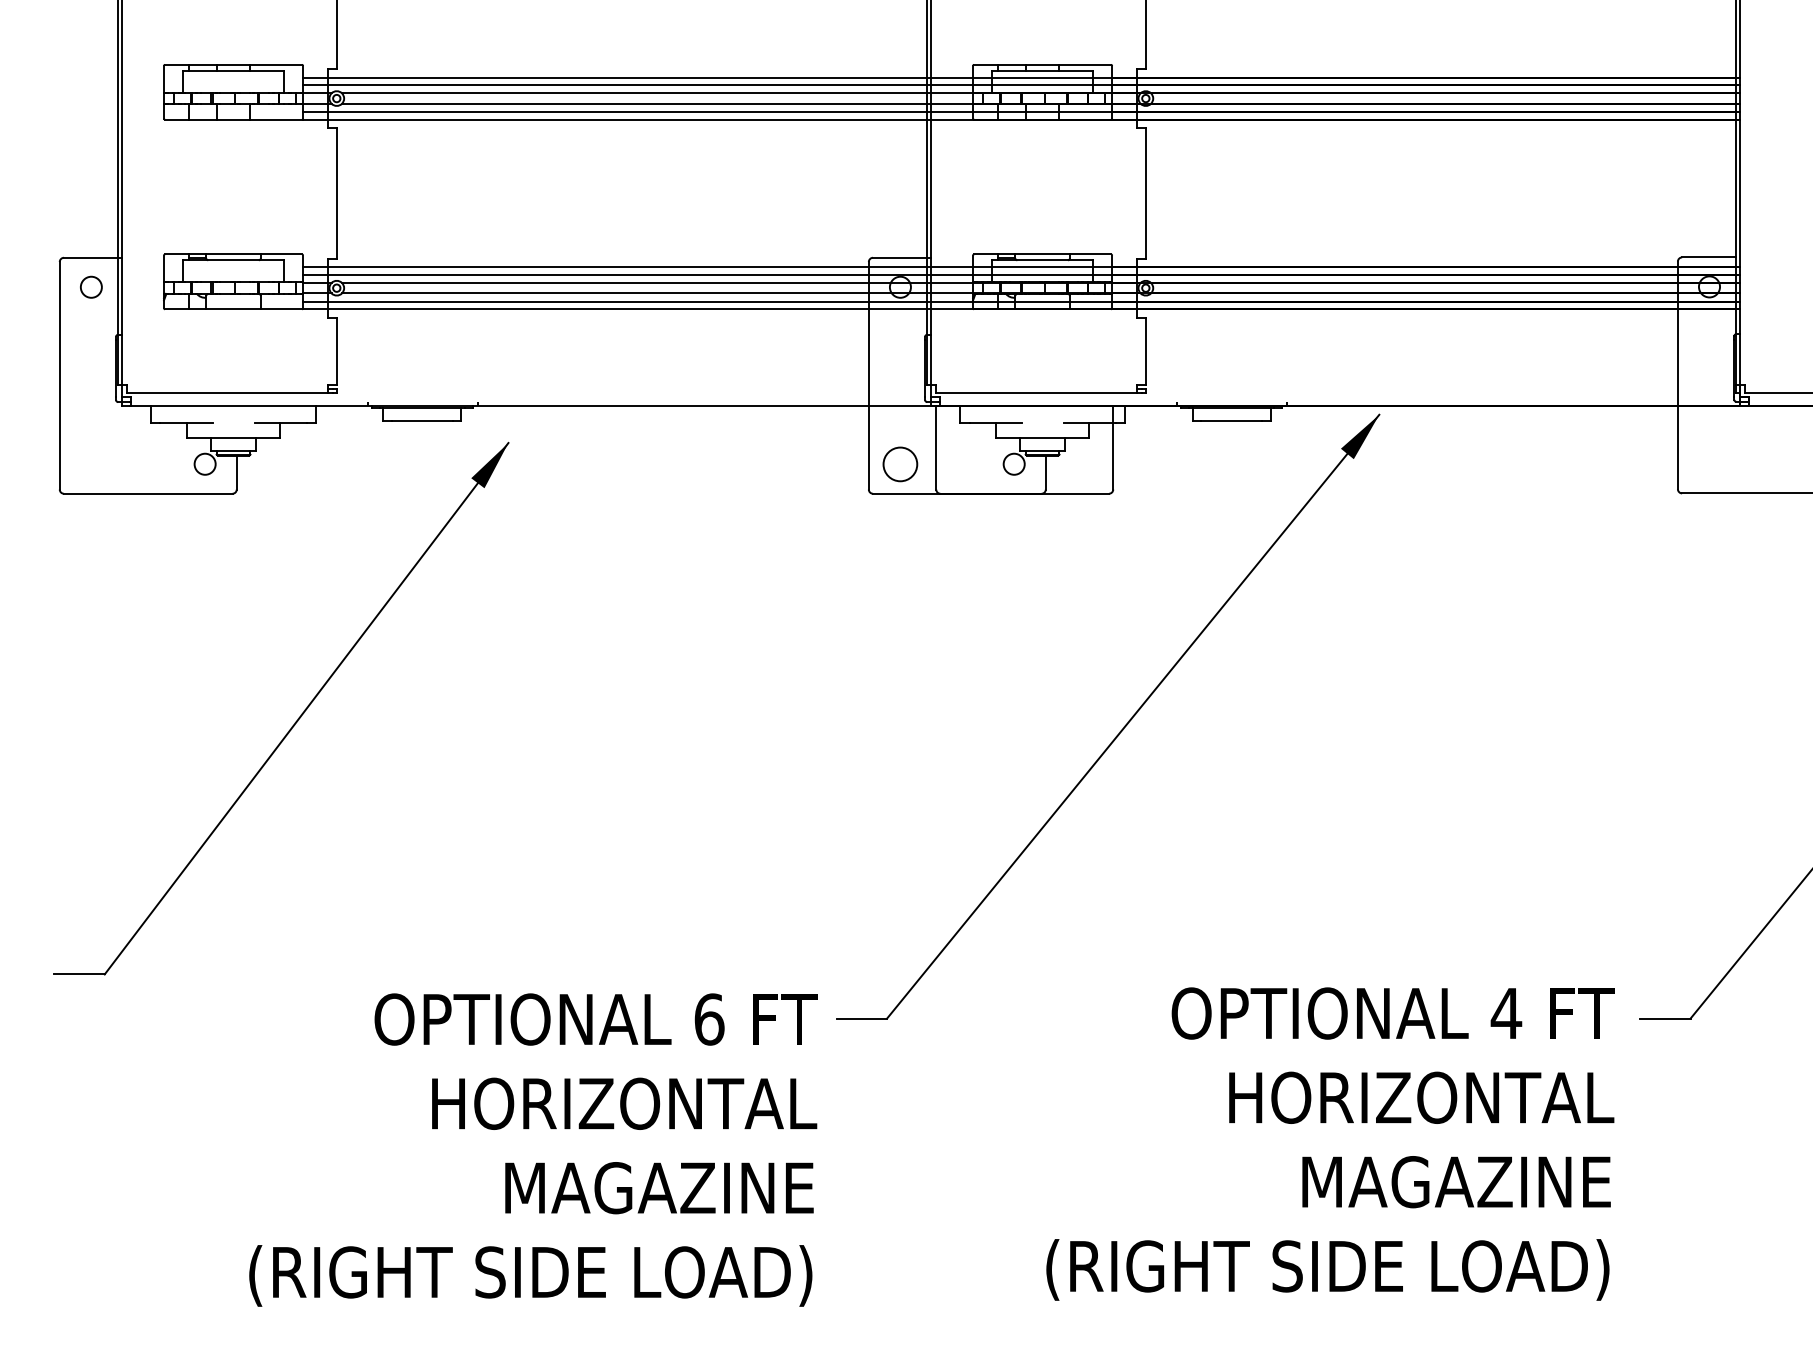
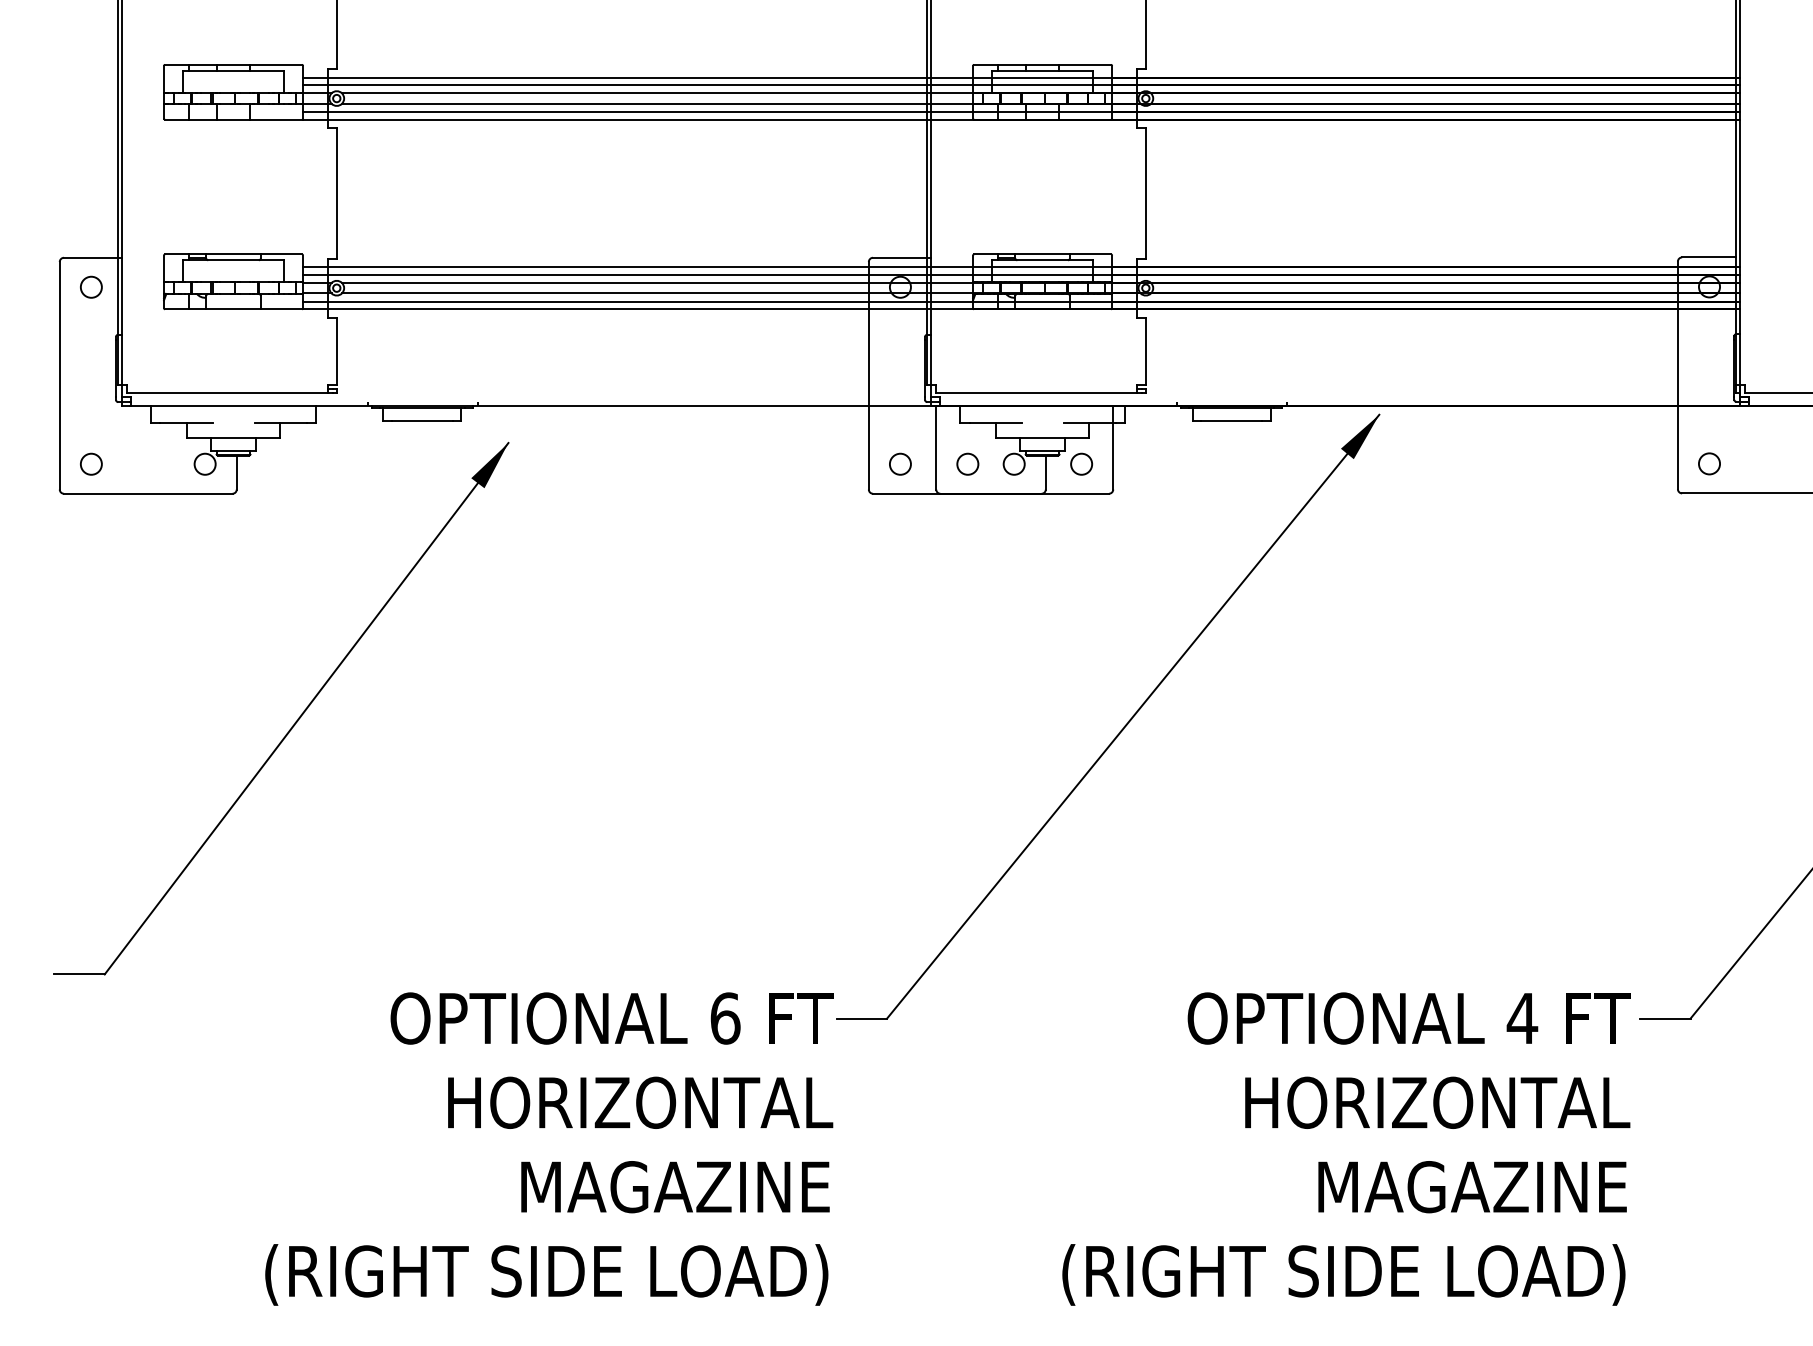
circle: none -> present (91, 463)
circle: none -> present (967, 463)
circle: none -> present (1081, 463)
circle: none -> present (1709, 463)
circle size: 37x37 px -> 23x24 px (900, 463)
text position: (1330, 1143) -> (1346, 1148) (1346, 1148)
text position: (533, 1149) -> (549, 1148) (549, 1148)
